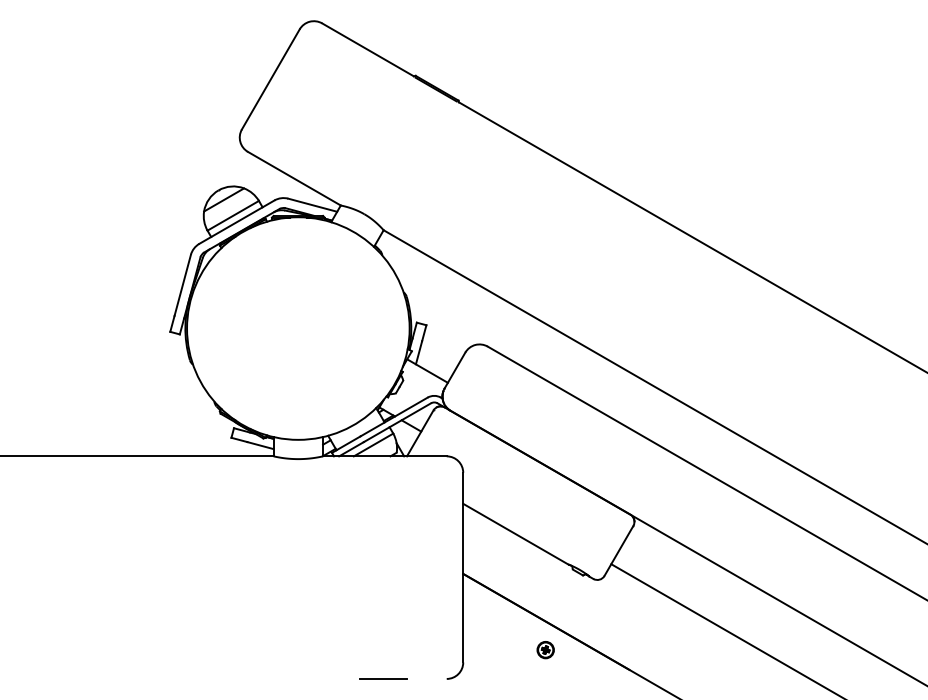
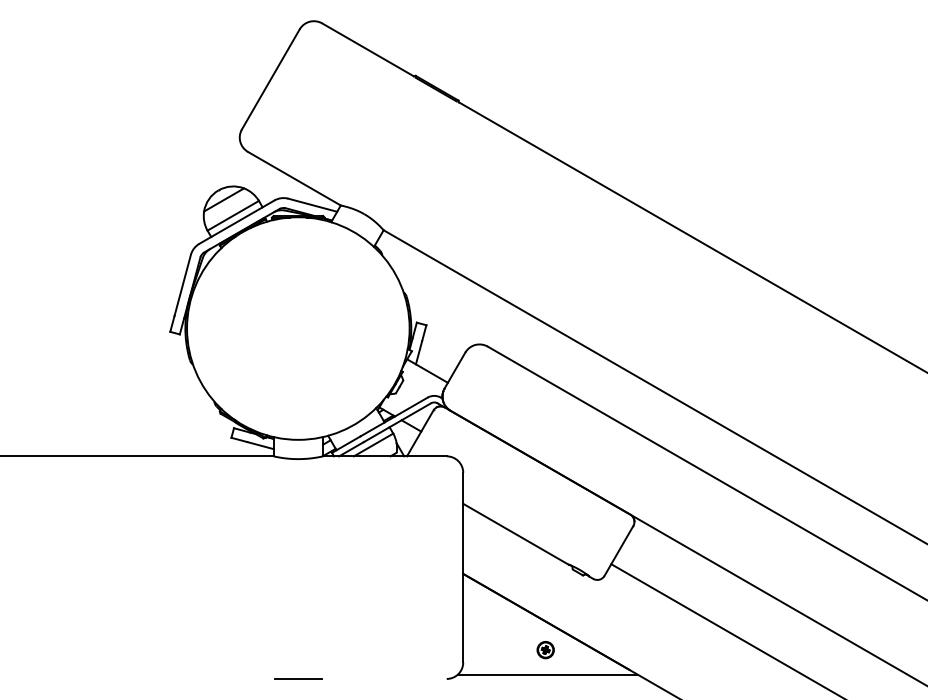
line: none -> present (547, 674)
line position: (383, 678) -> (298, 678) (298, 678)
